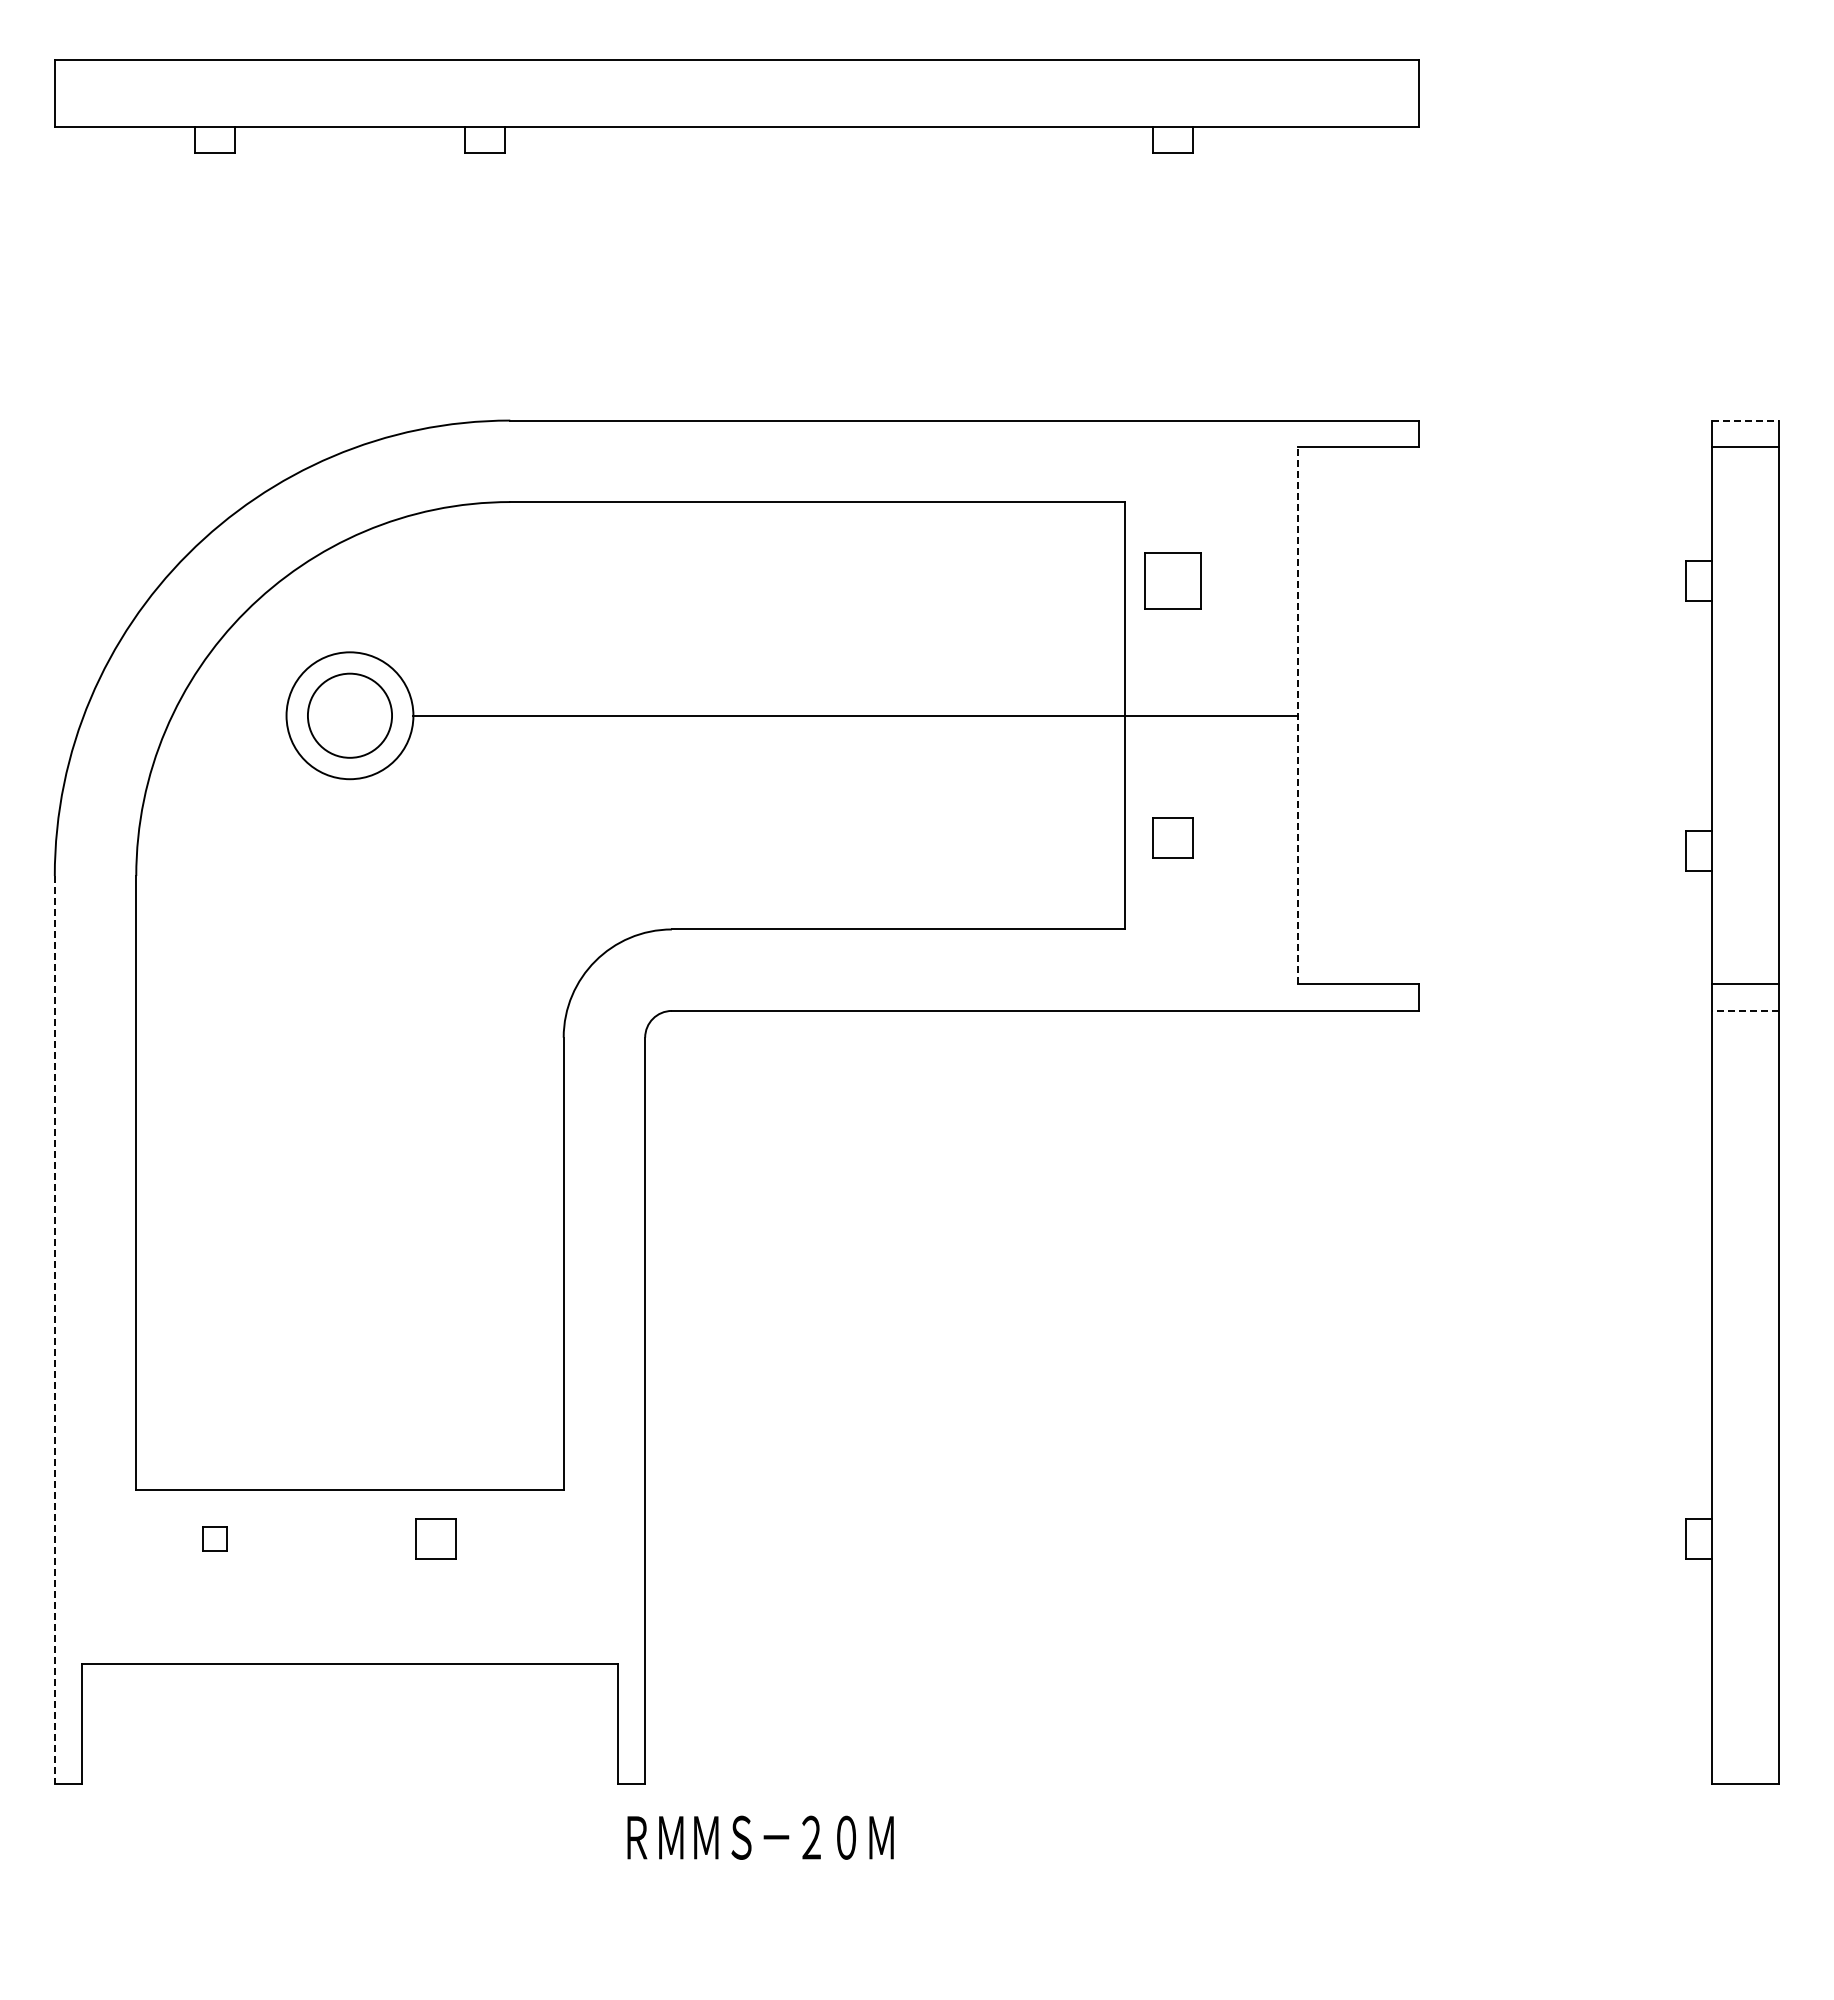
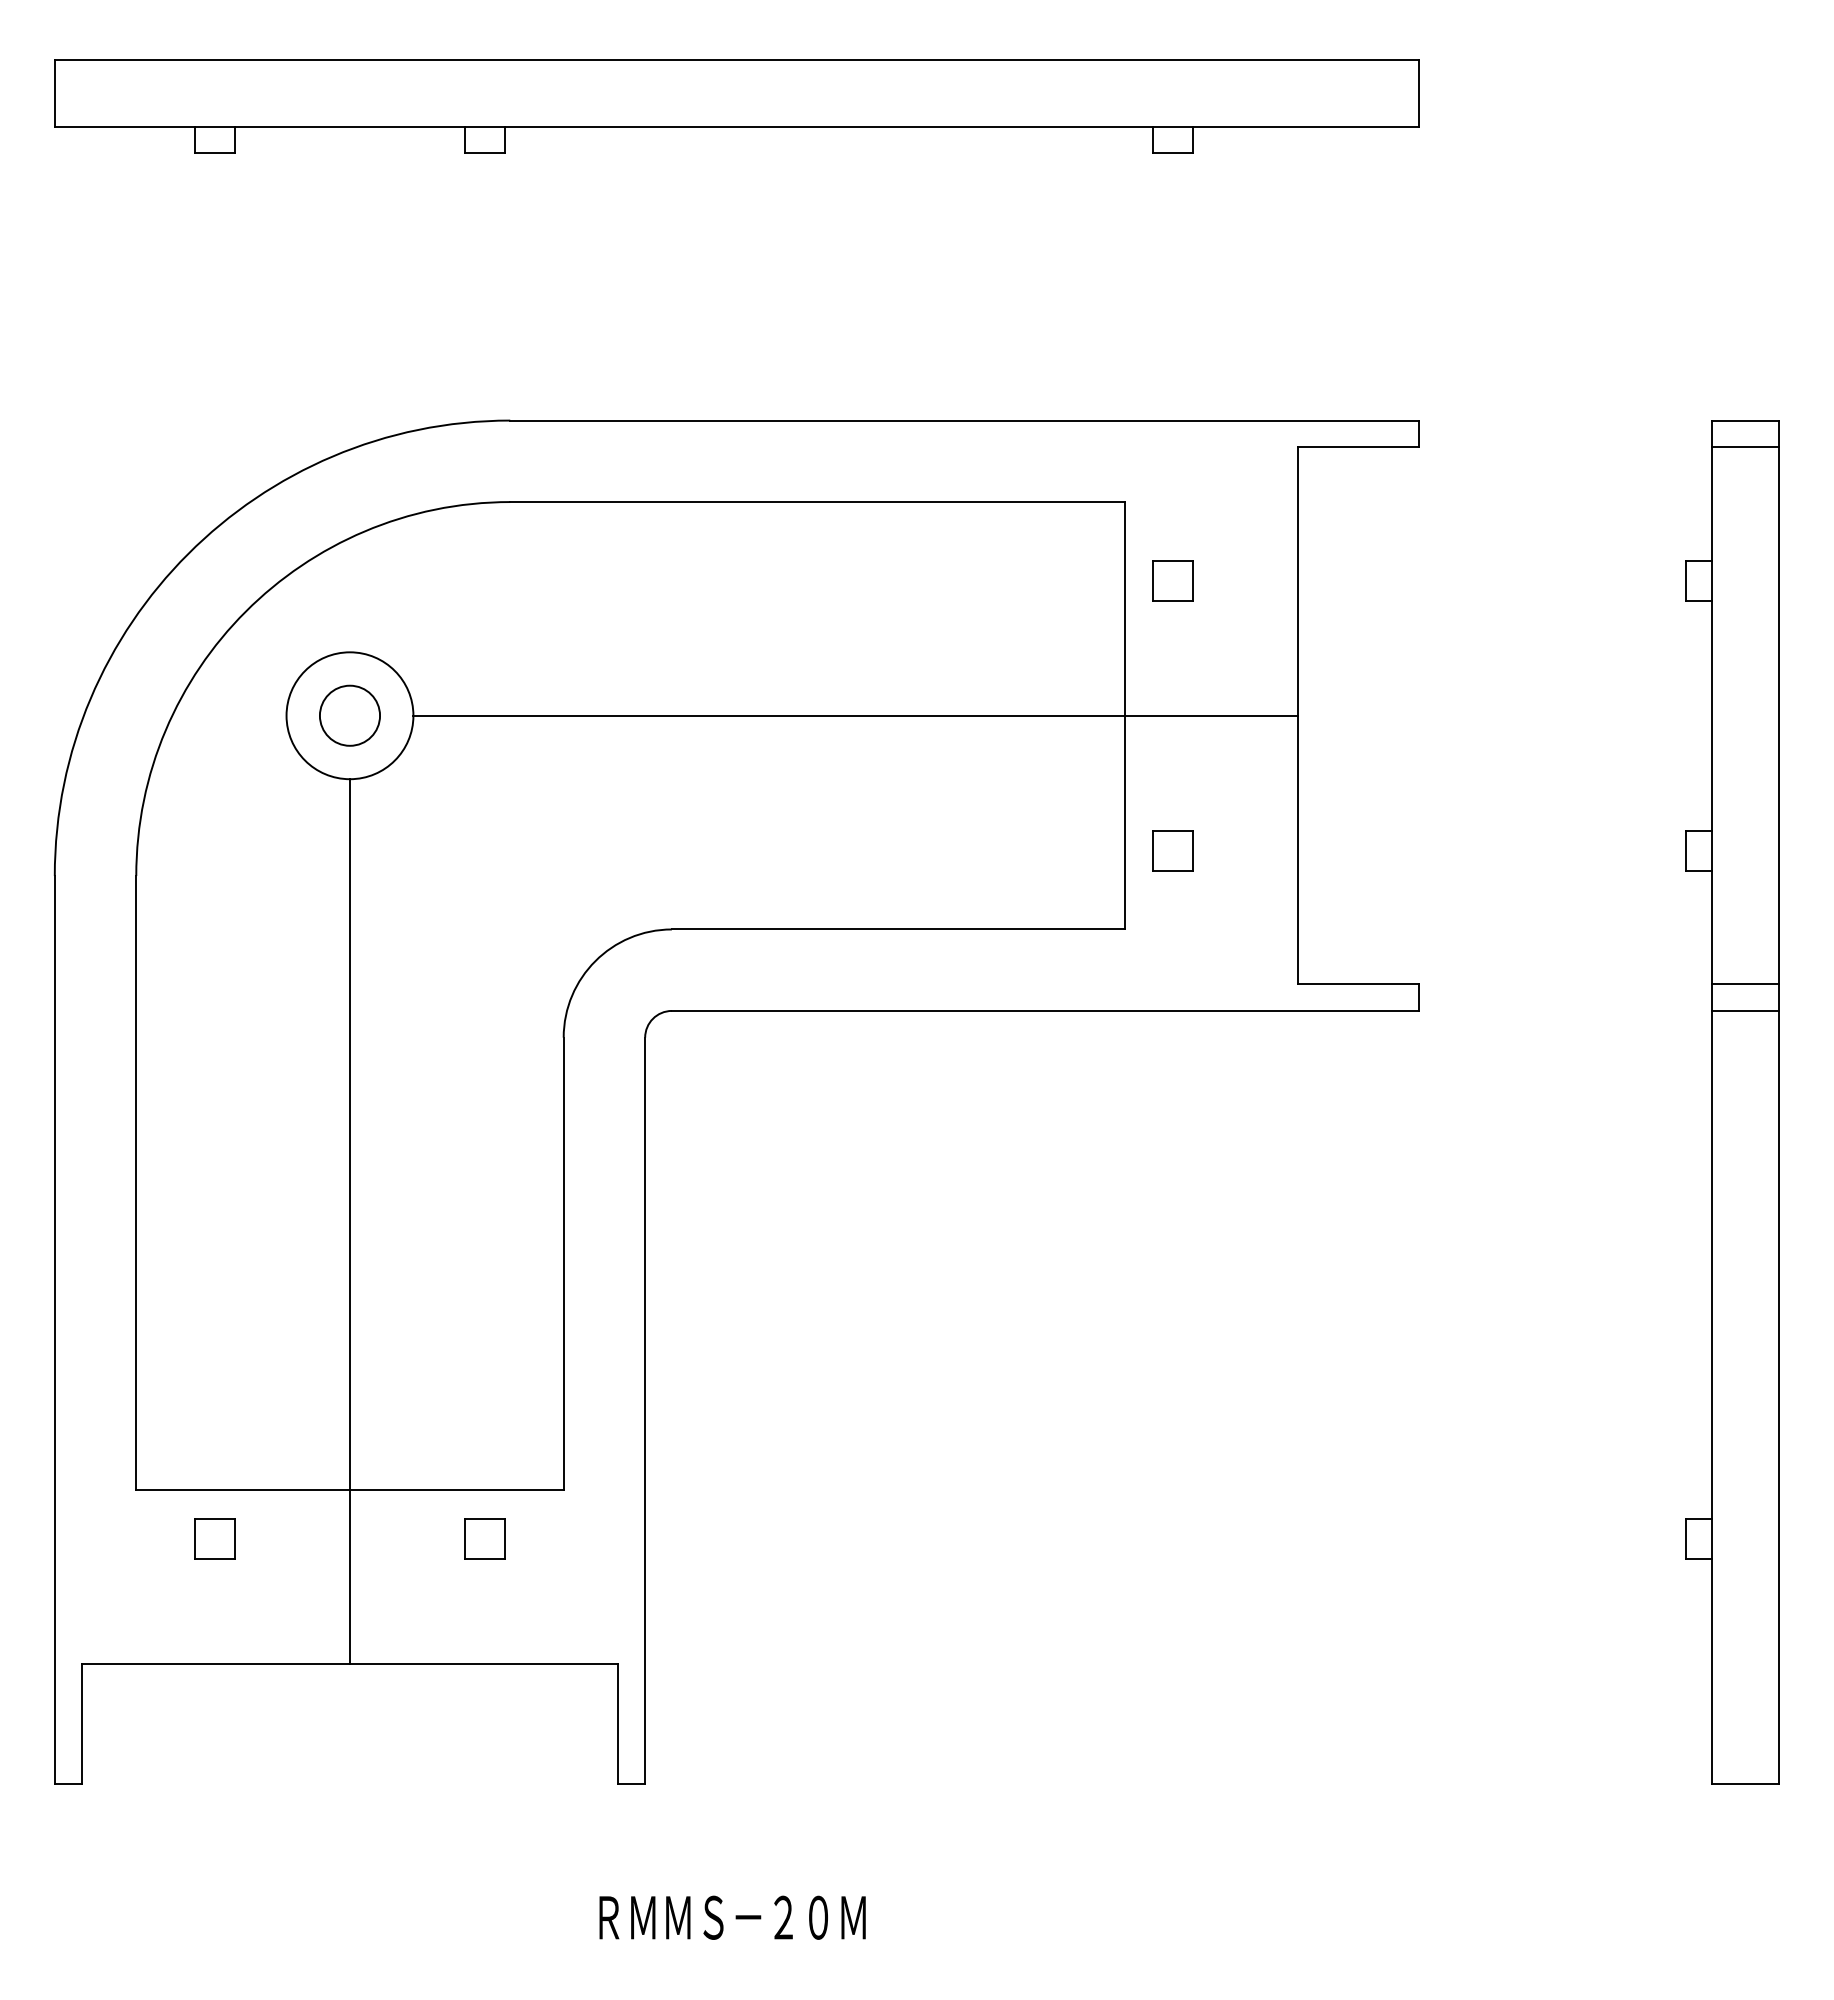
line: dashed -> solid (1746, 420)
part size: 58x58 px -> 42x42 px (1172, 580)
circle diameter: 84 px -> 60 px (349, 715)
line: dashed -> solid (1298, 715)
part position: (1172, 837) -> (1172, 850) (1172, 850)
line: dashed -> solid (1745, 1010)
line: none -> present (349, 1221)
line: dashed -> solid (54, 1330)
part size: 26x26 px -> 42x42 px (214, 1538)
part position: (435, 1538) -> (484, 1538) (484, 1538)
text position: (760, 1837) -> (732, 1917) (732, 1917)
